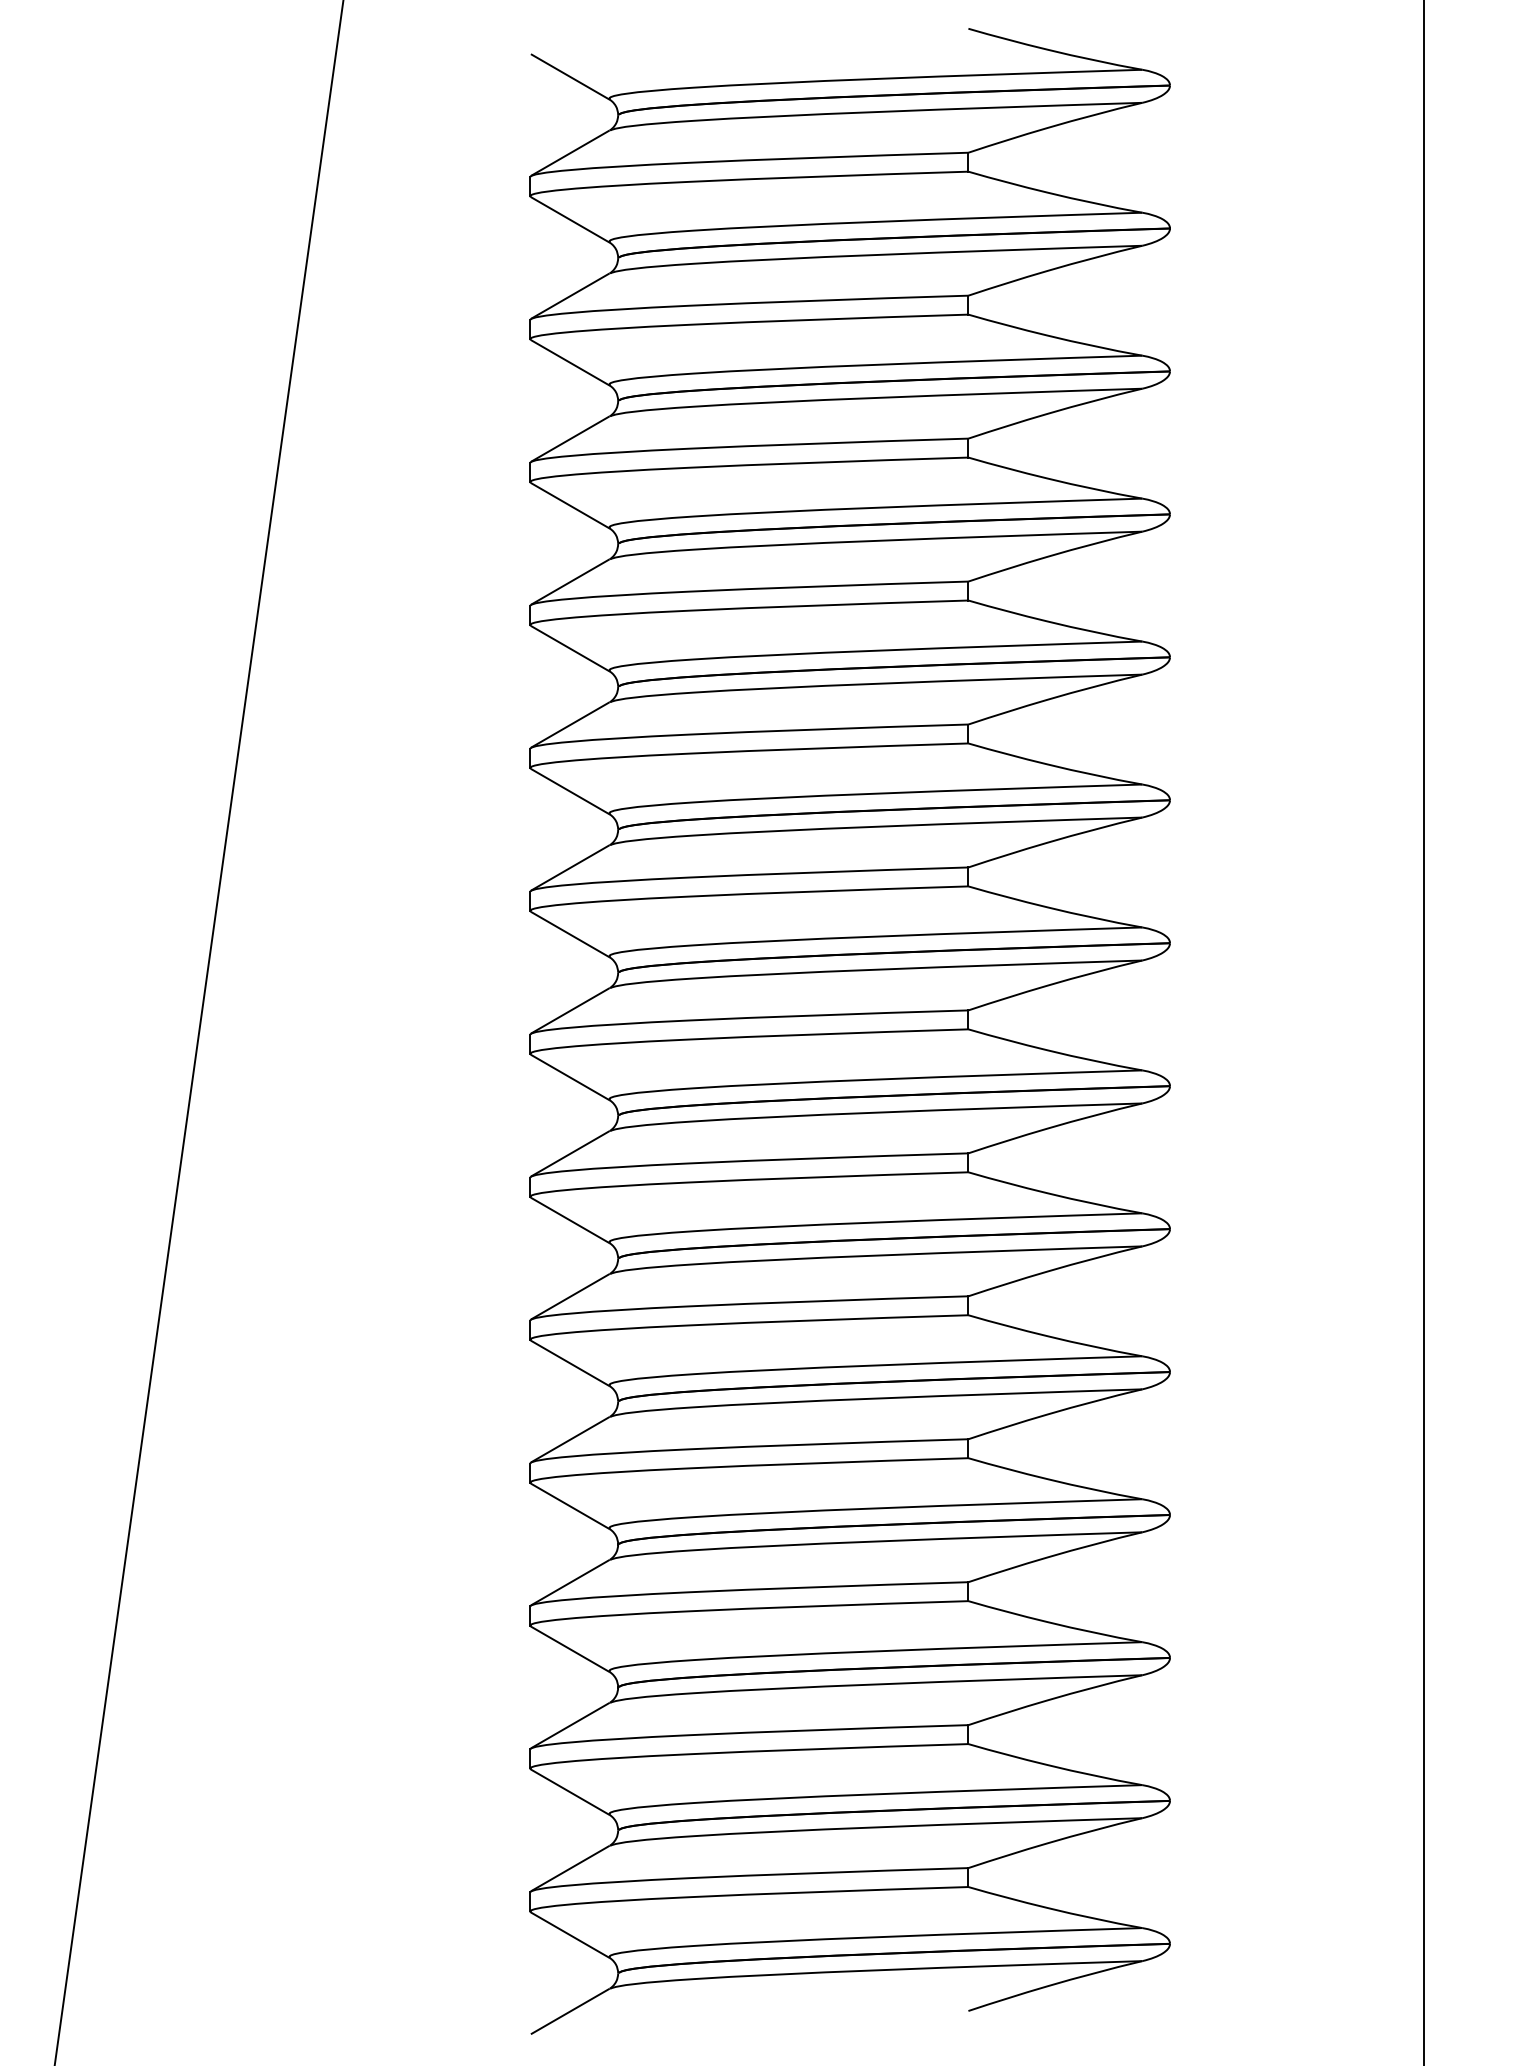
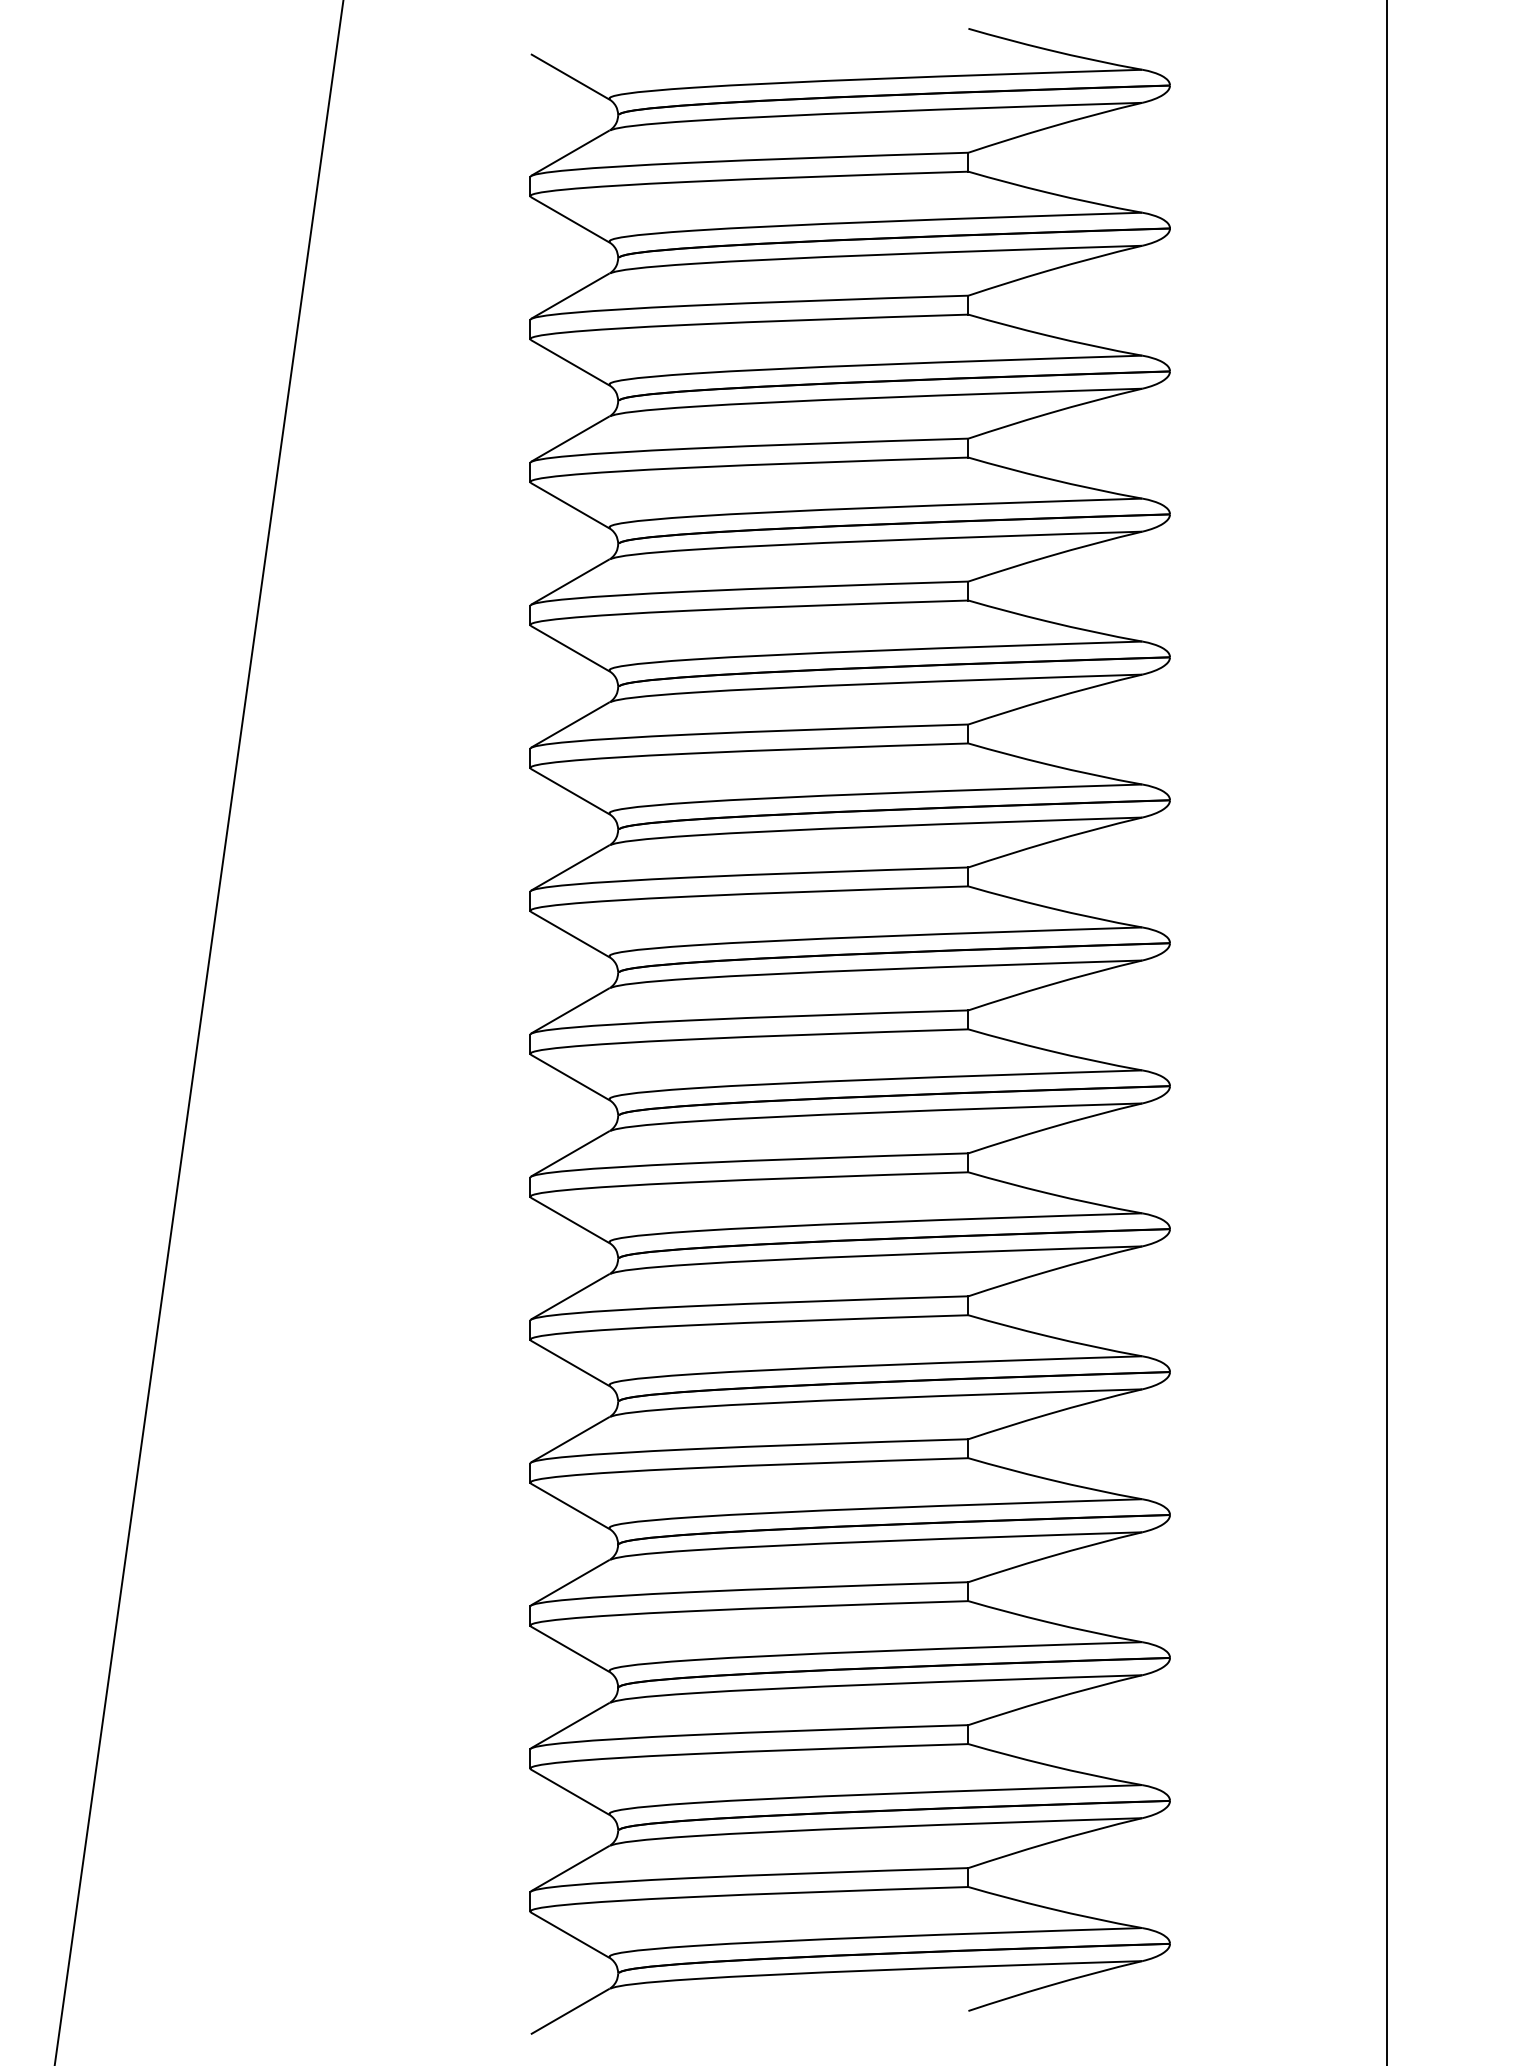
line position: (1424, 1032) -> (1387, 1032) (1387, 1032)
